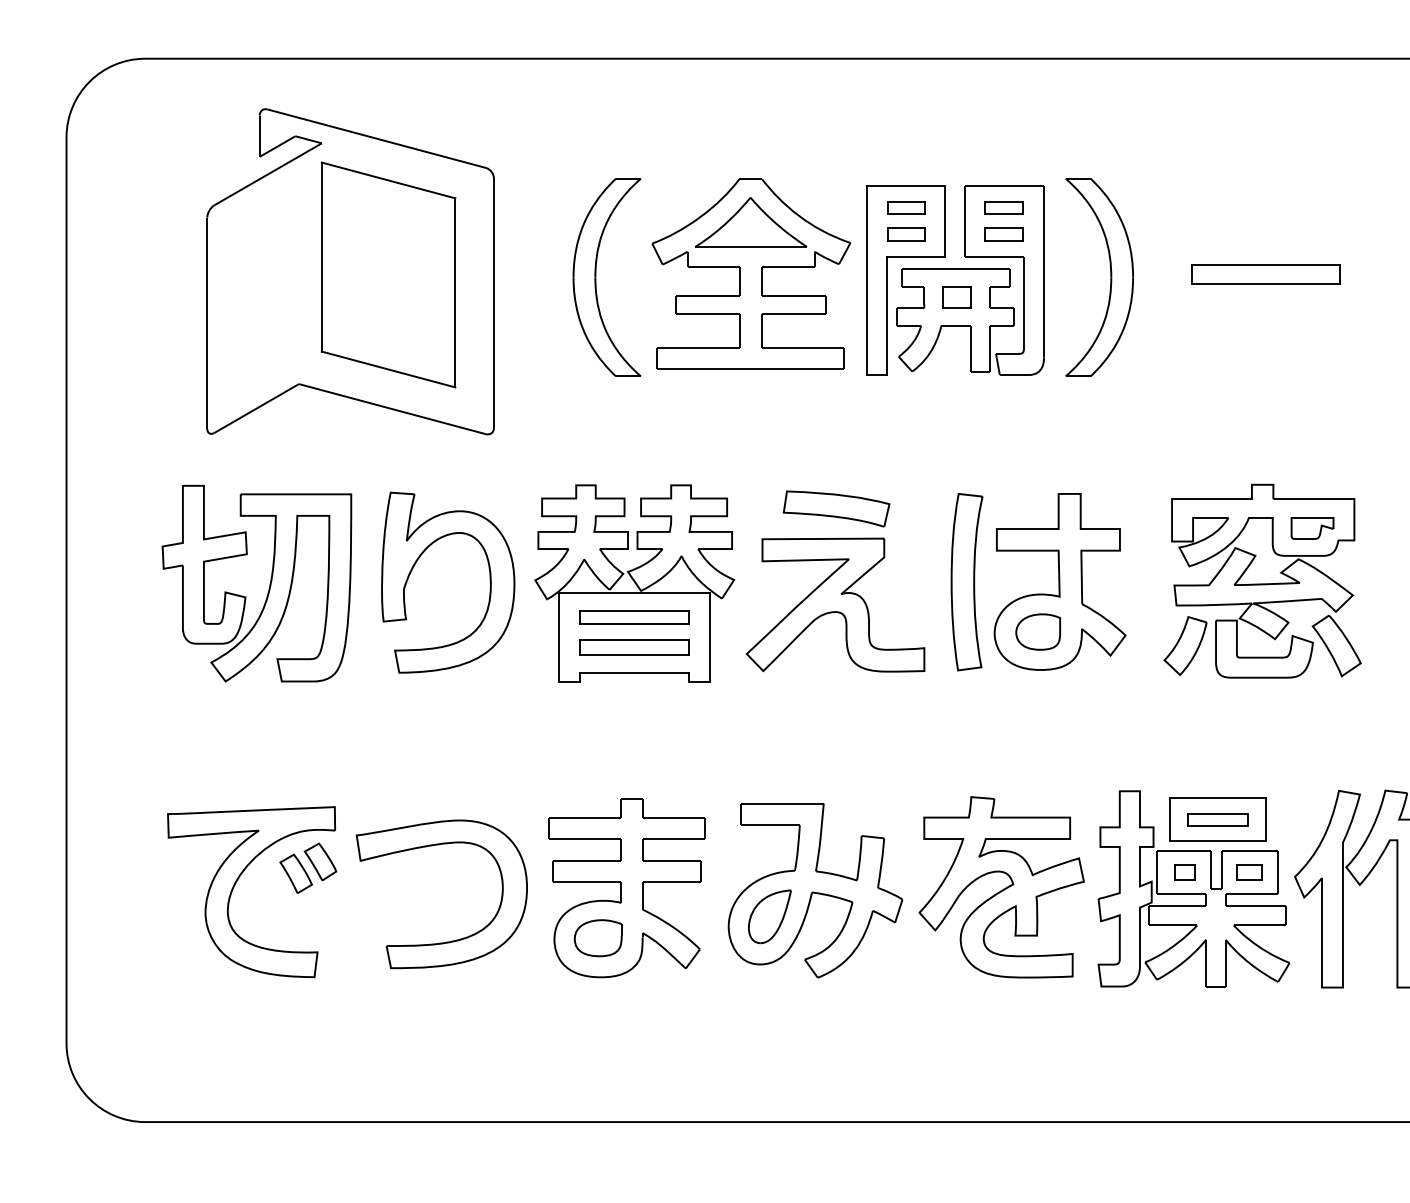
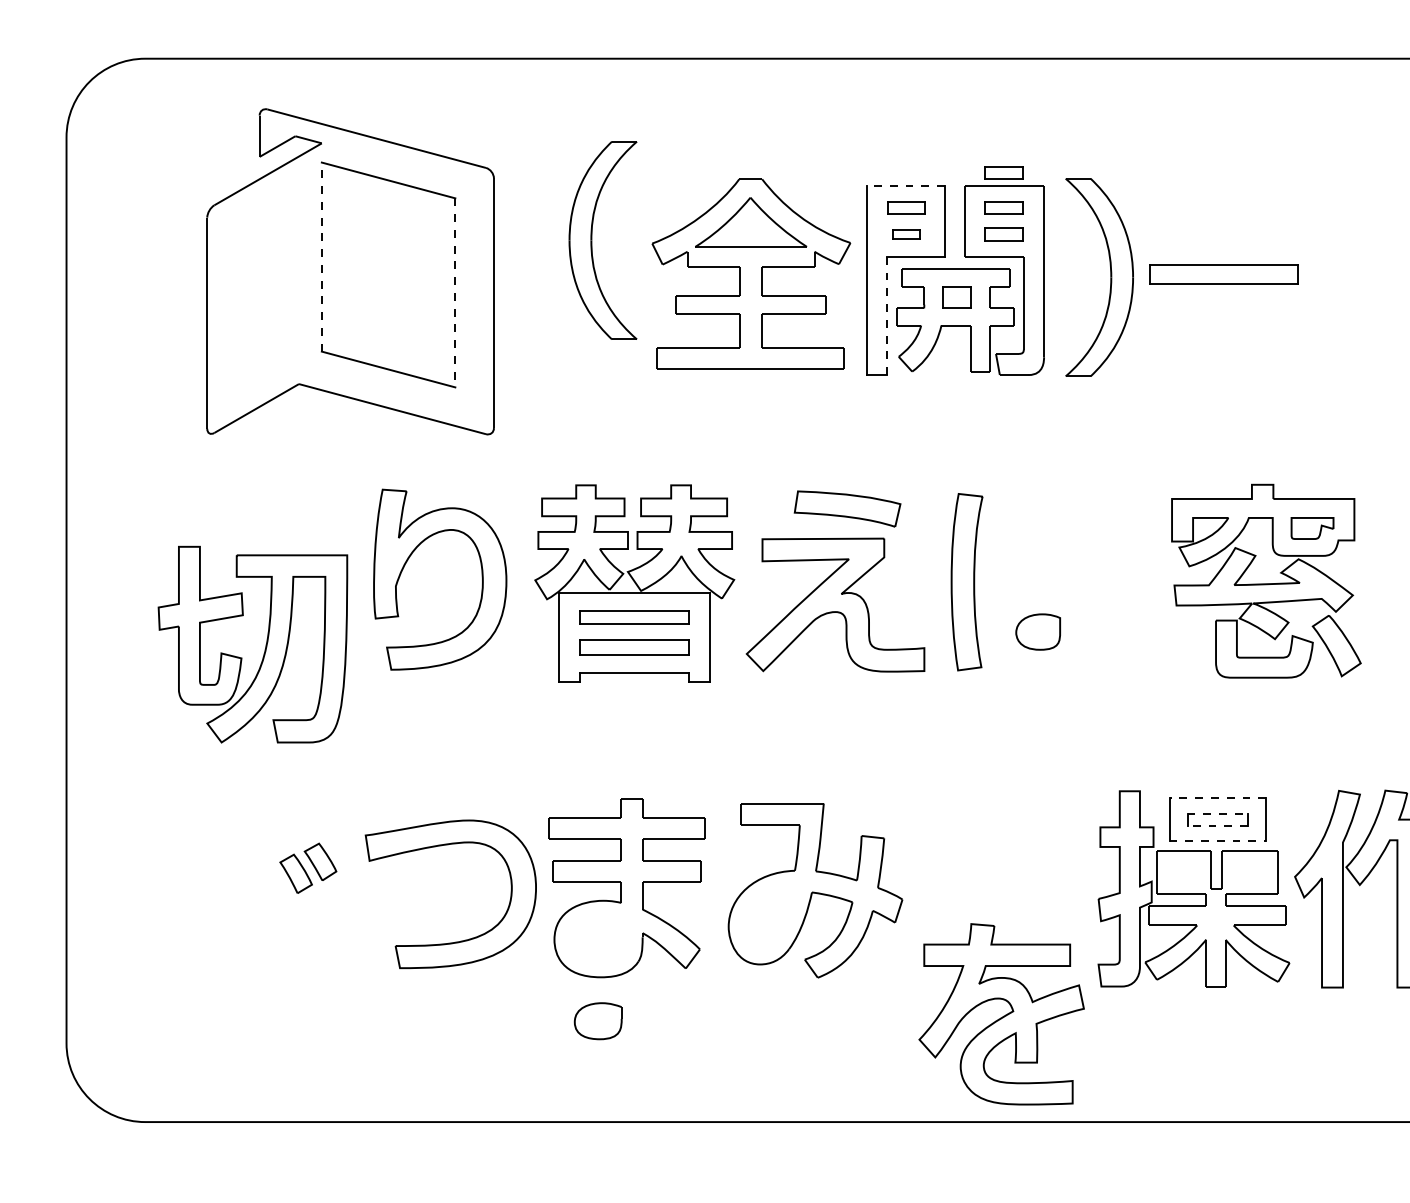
part: none -> present (1003, 172)
line: solid -> dashed (906, 186)
part size: 39x15 px -> 29x11 px (906, 234)
line: solid -> dashed (321, 257)
part position: (1265, 274) -> (1223, 274) (1223, 274)
part position: (596, 277) -> (592, 240) (592, 240)
line: solid -> dashed (455, 292)
line: solid -> dashed (887, 315)
part position: (836, 508) -> (847, 508) (847, 508)
part position: (416, 563) -> (408, 560) (408, 560)
part: present -> none (1059, 581)
part position: (269, 583) -> (265, 644) (265, 644)
part: present -> none (1185, 646)
line: solid -> dashed (1217, 798)
line: solid -> dashed (1218, 814)
line: solid -> dashed (1217, 826)
line: solid -> dashed (1218, 841)
part: present -> none (1184, 872)
part: present -> none (1249, 872)
part: present -> none (236, 883)
part position: (1001, 887) -> (1001, 1014) (1001, 1014)
part: present -> none (769, 916)
part position: (597, 938) -> (597, 1021) (597, 1021)
part position: (451, 940) -> (460, 940) (460, 940)
